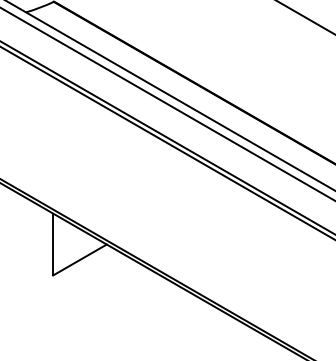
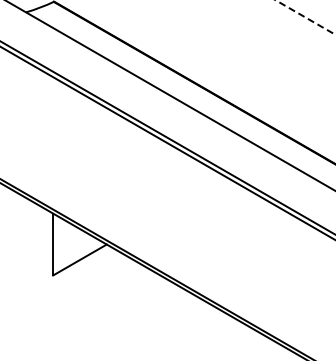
line: solid -> dashed (305, 17)
line: present -> none (167, 103)
